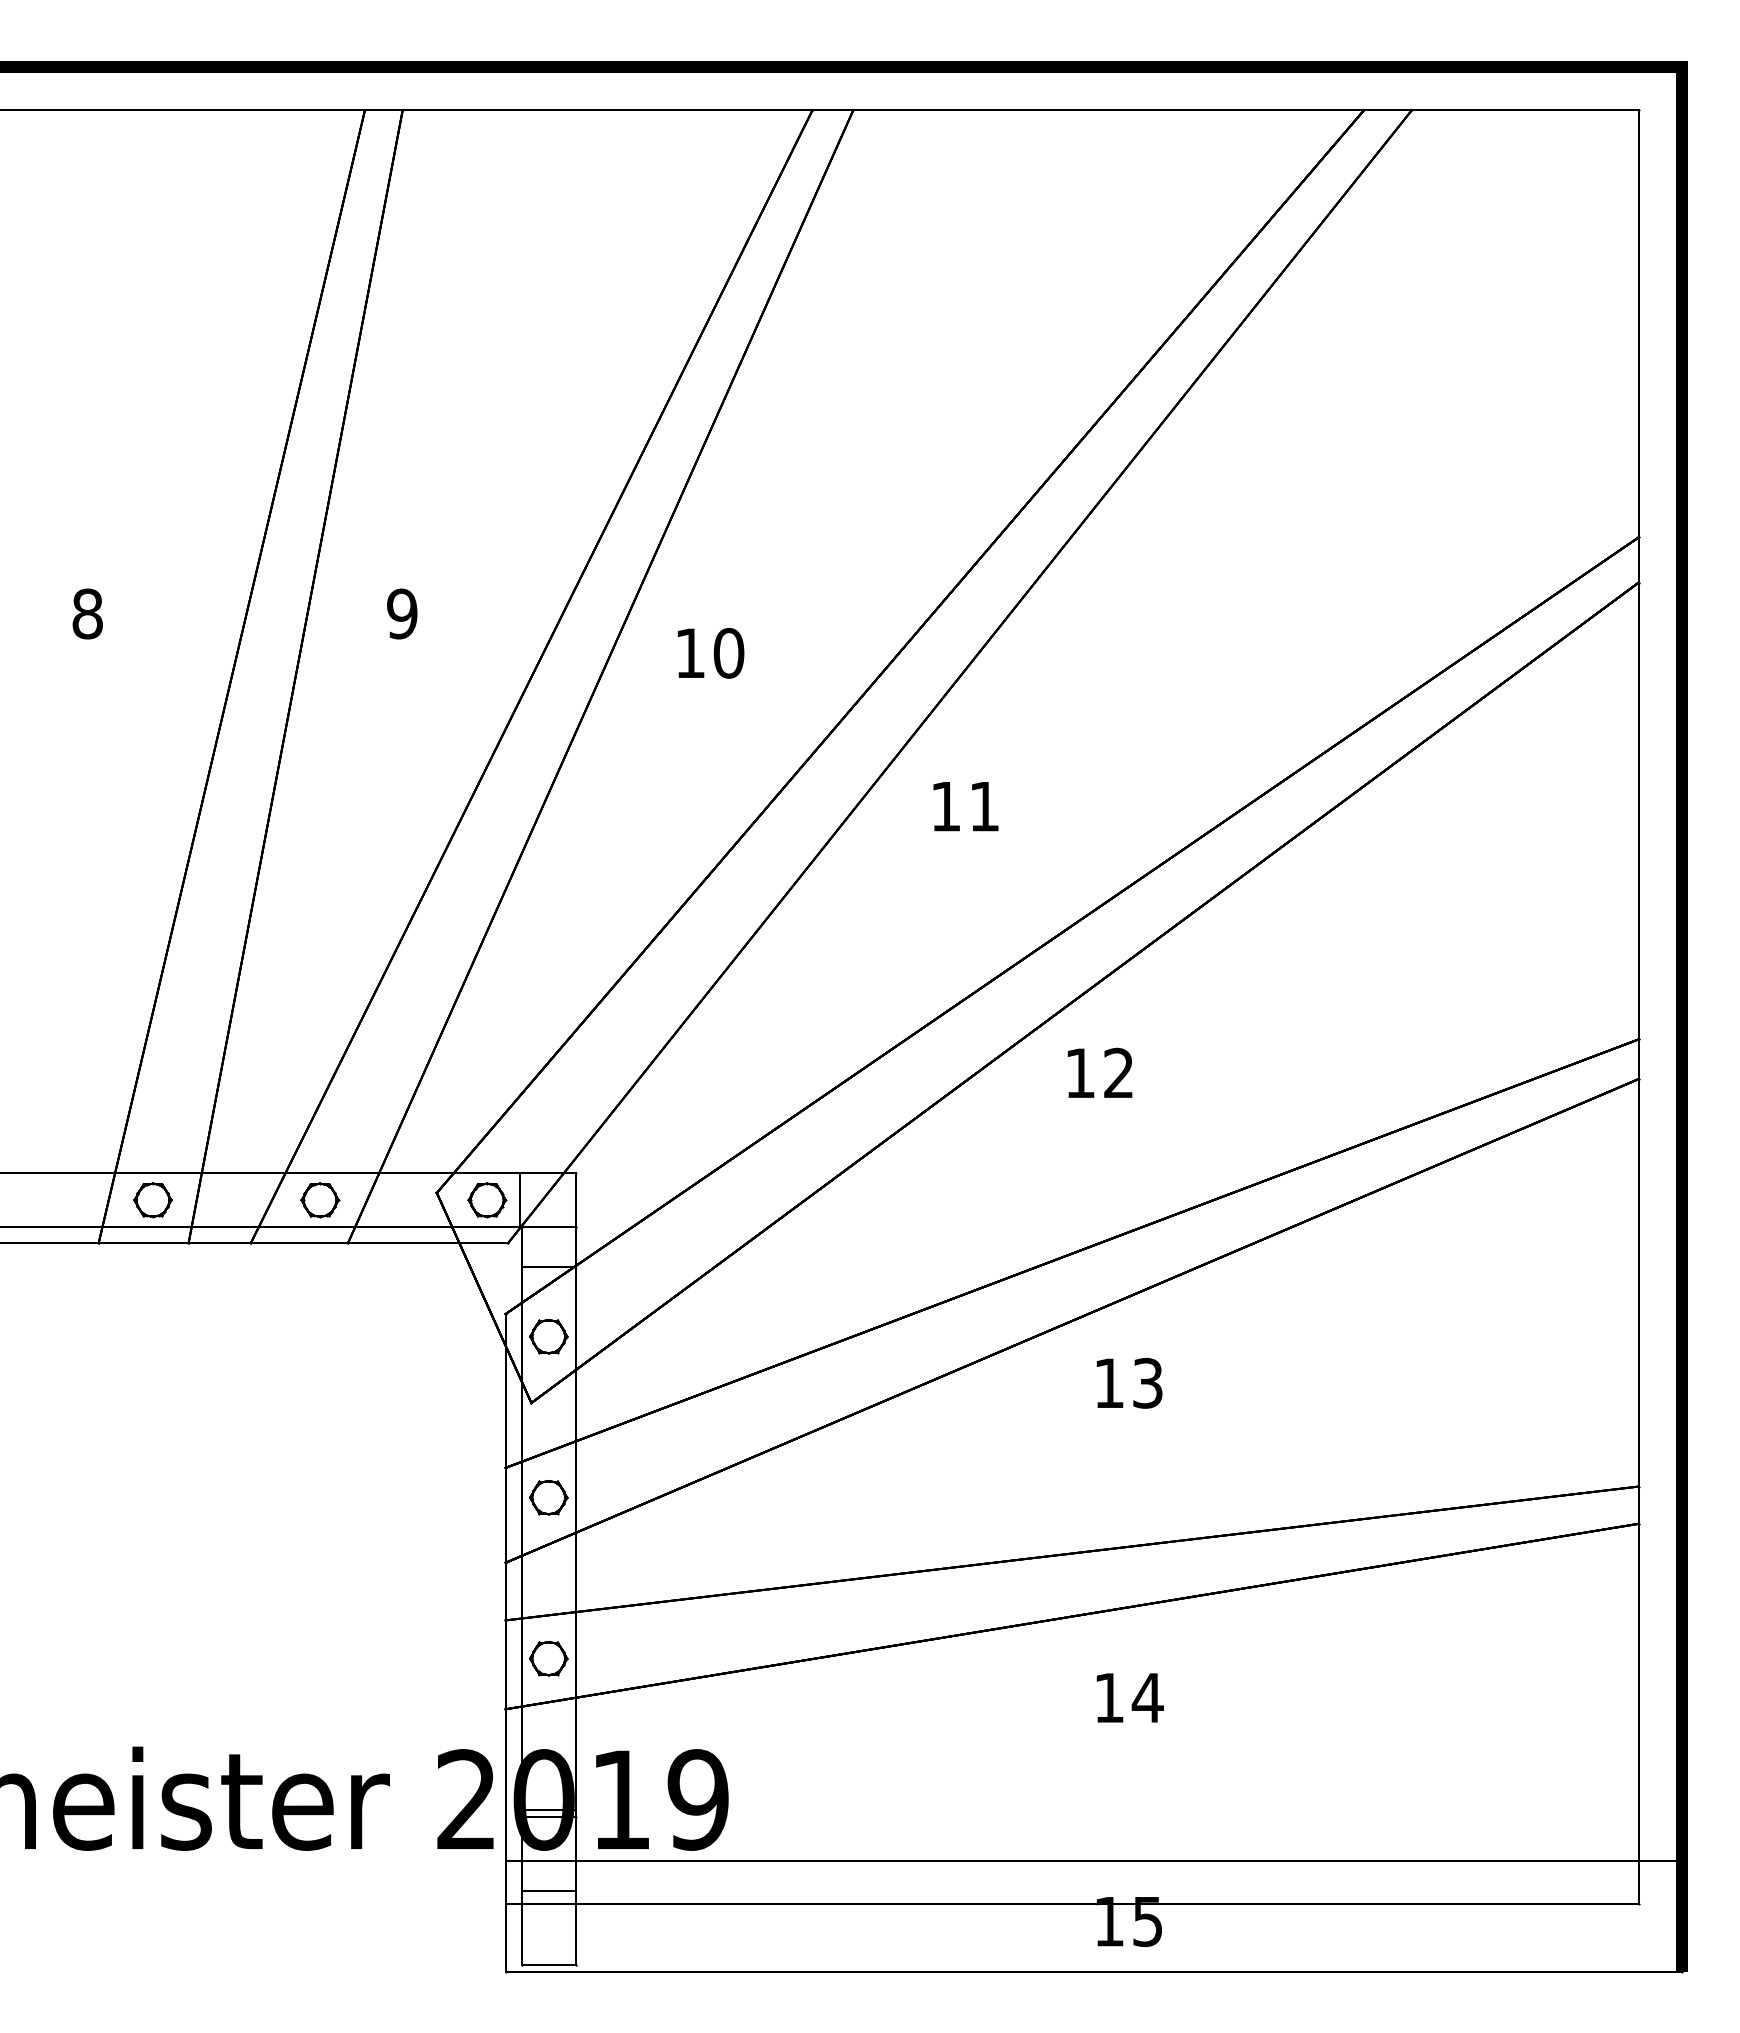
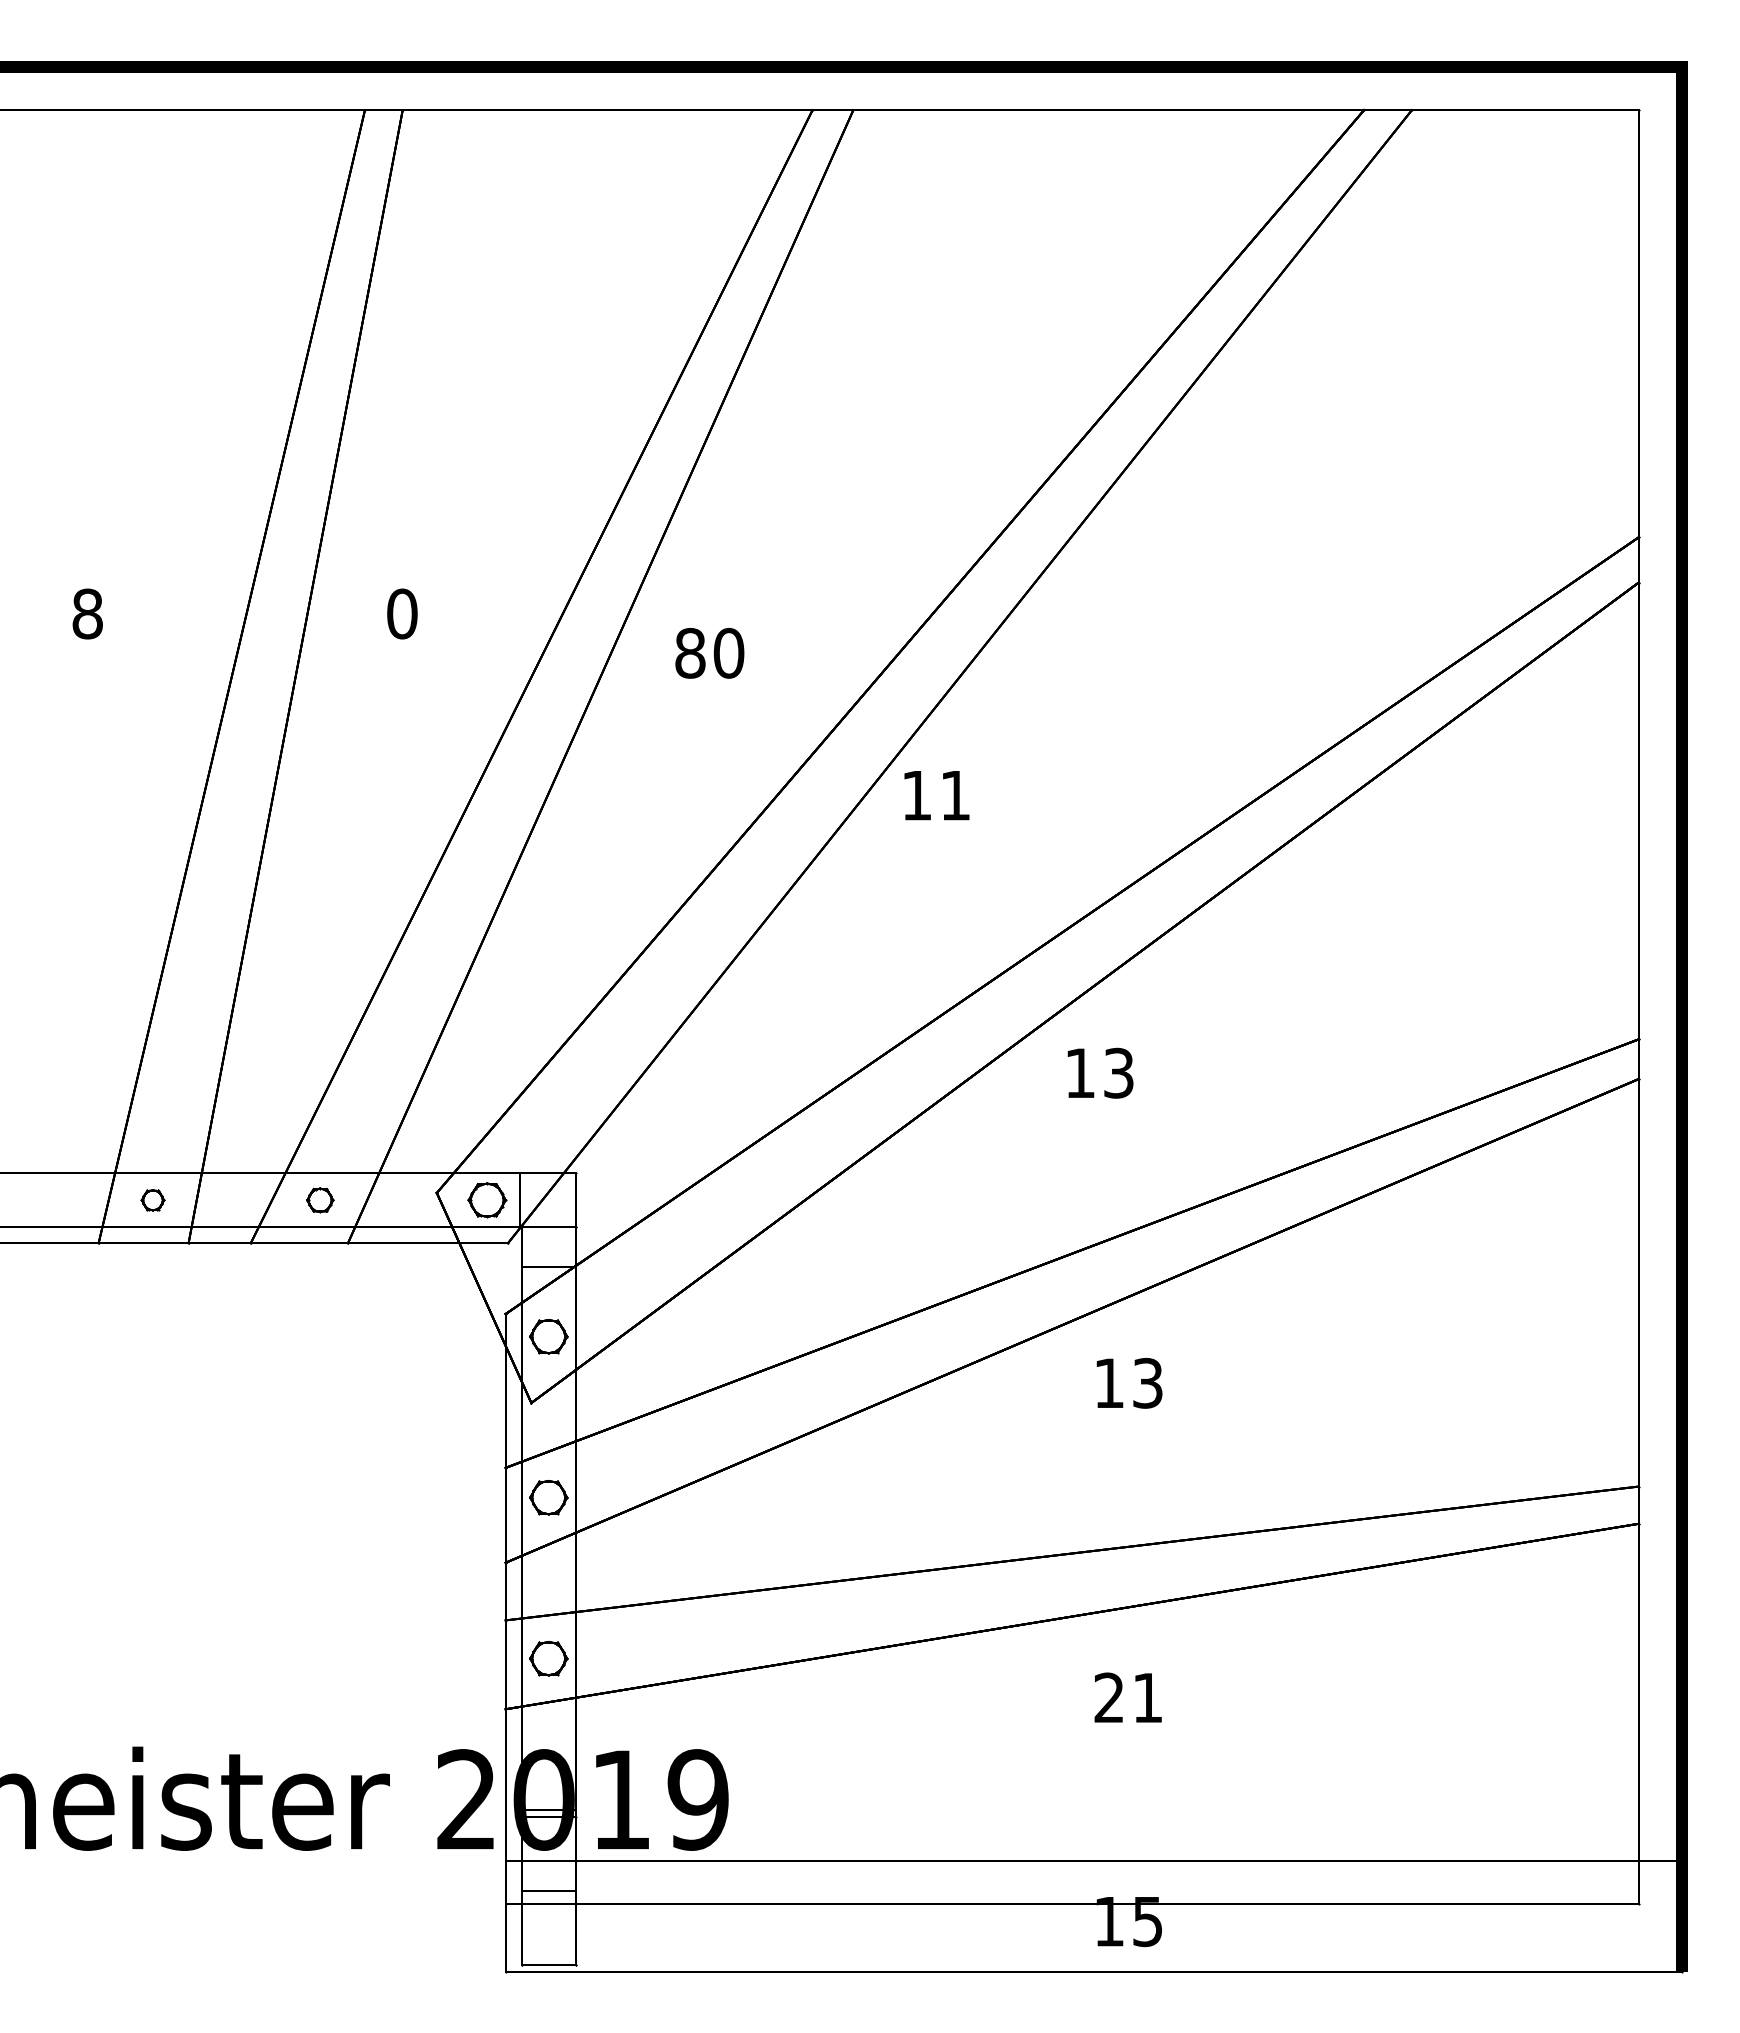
text: 9 -> 0 (402, 613)
text: 10 -> 80 (690, 652)
text position: (965, 806) -> (936, 795) (936, 795)
text: 12 -> 13 (1118, 1073)
part size: 40x37 px -> 26x23 px (152, 1200)
part size: 41x37 px -> 29x27 px (320, 1200)
text: 14 -> 21 (1128, 1697)
